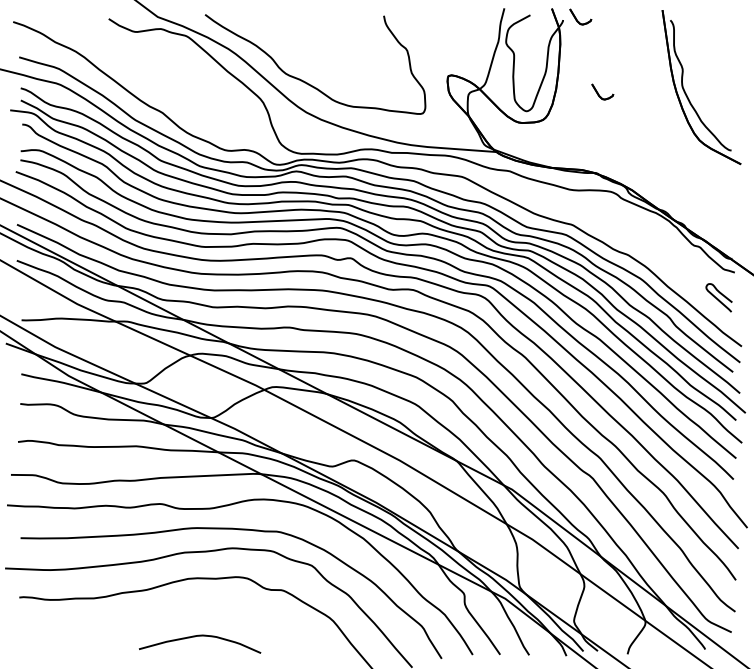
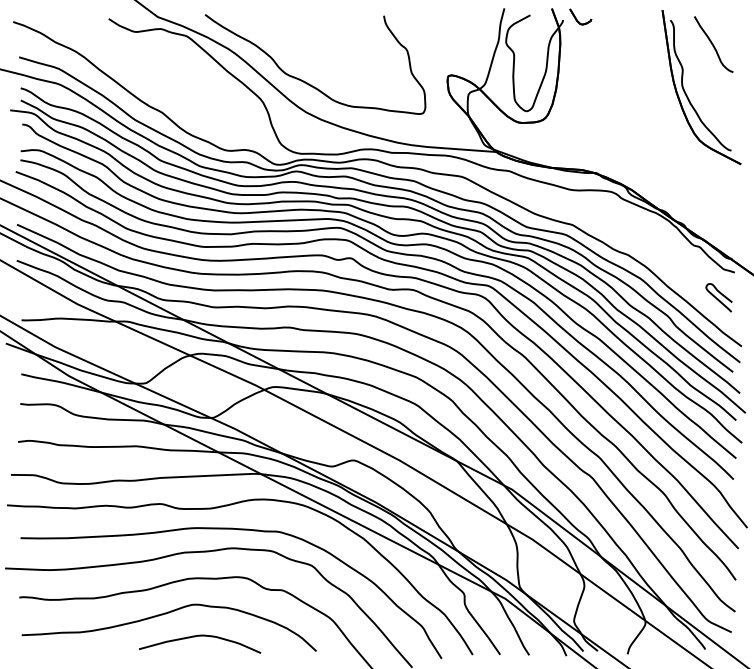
curve: none -> present (713, 44)
part: present -> none (602, 91)
curve: none -> present (166, 614)
